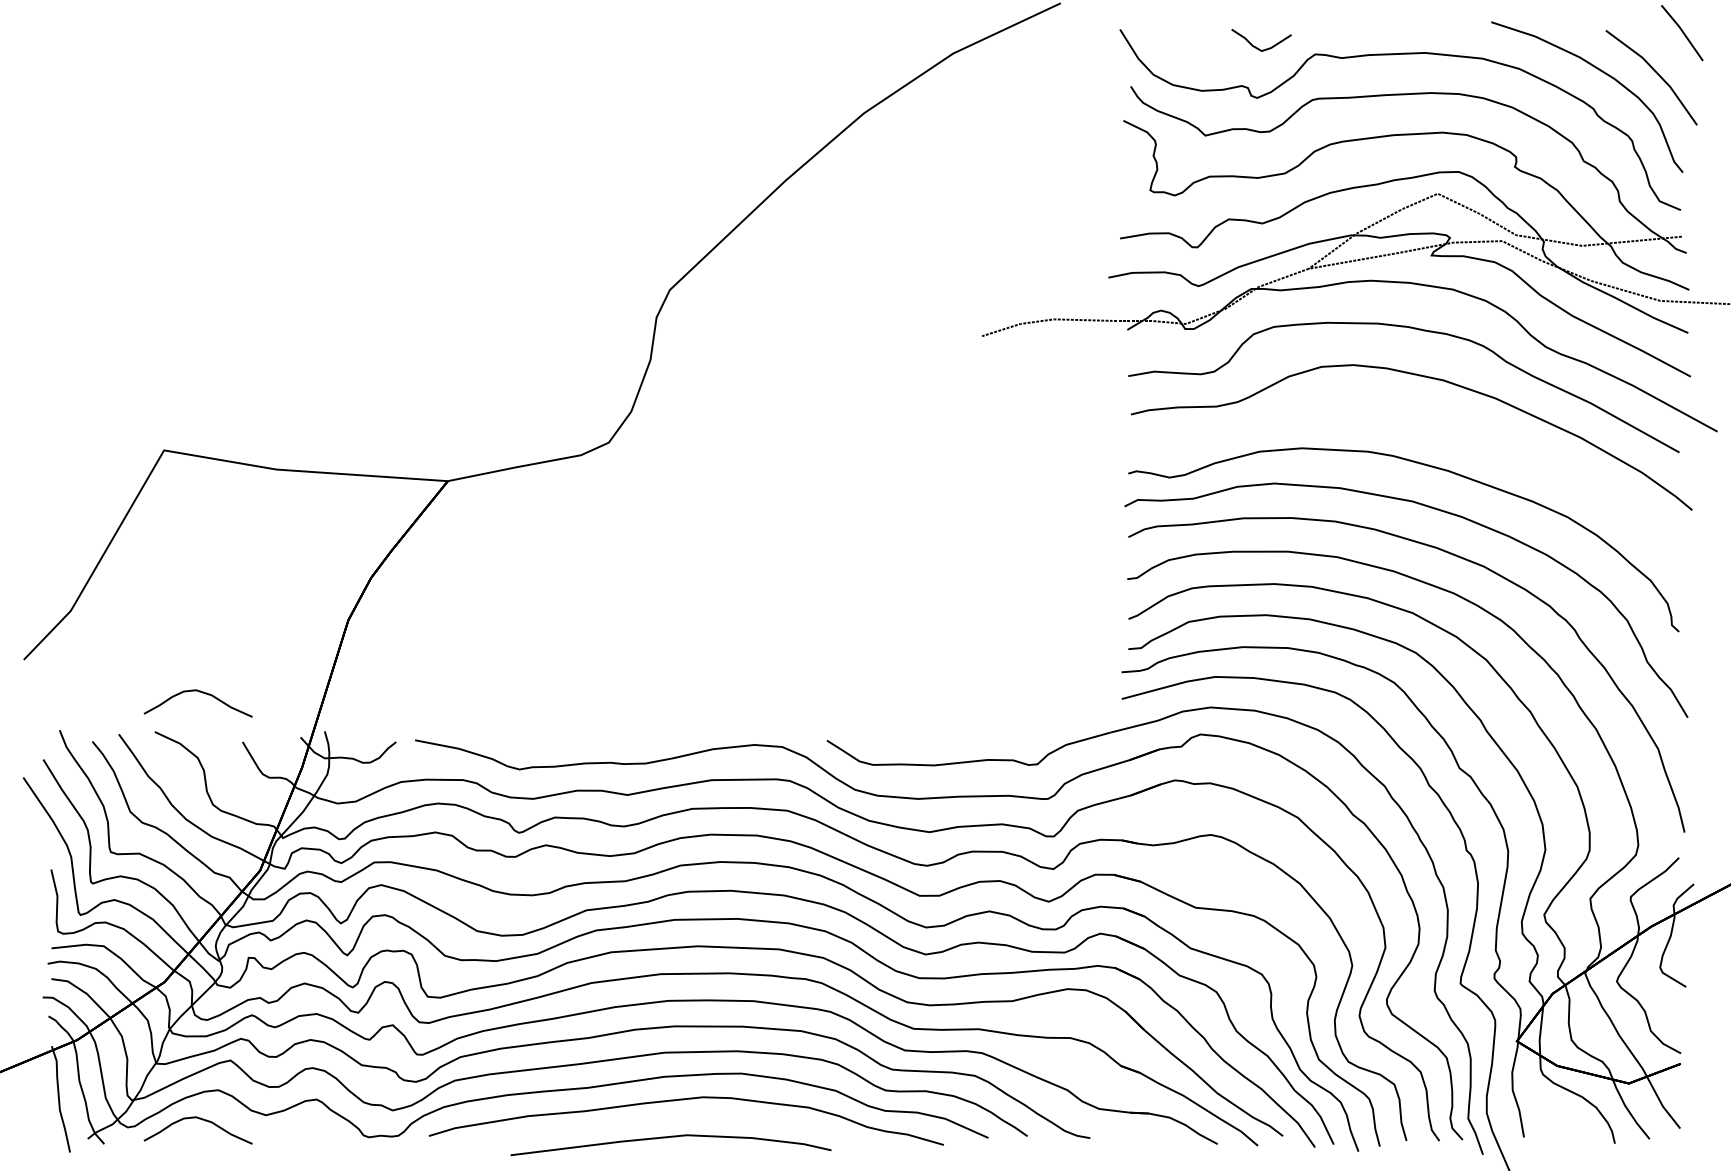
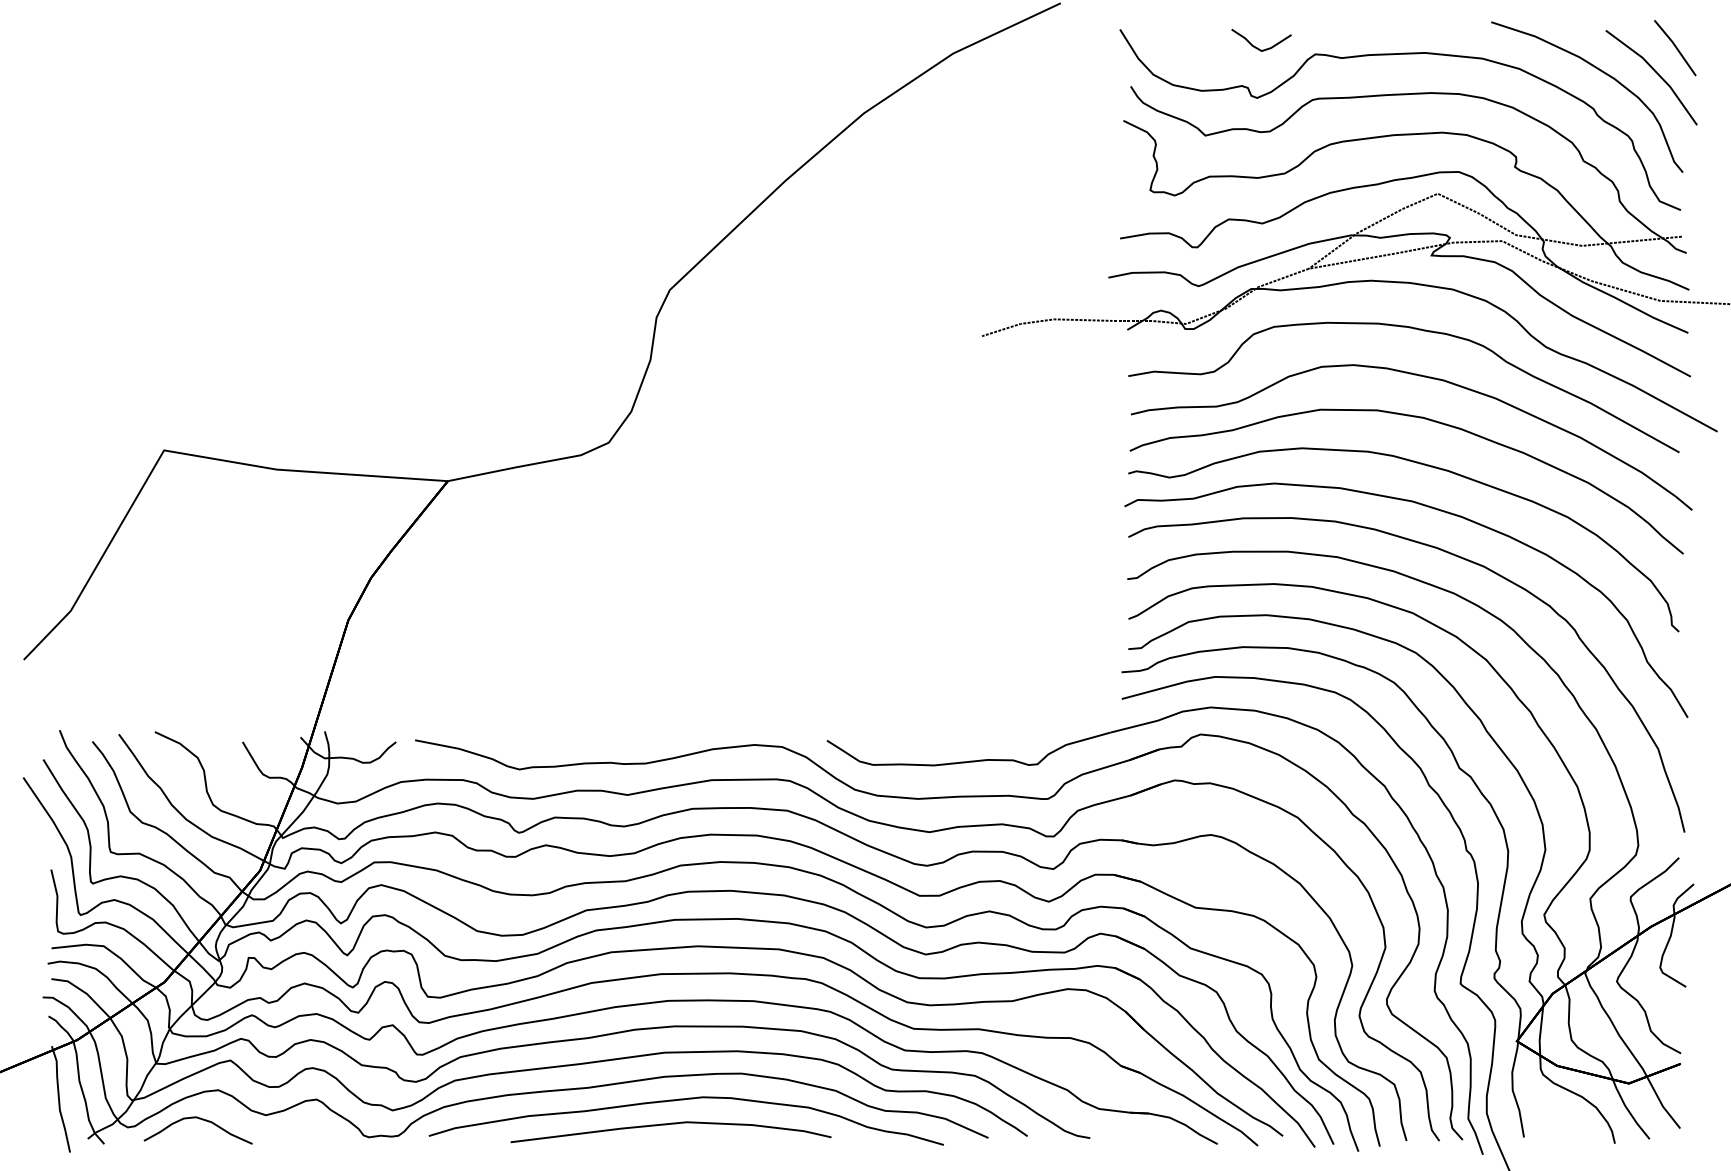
line position: (1682, 33) -> (1675, 48) (1675, 48)
curve: none -> present (1419, 418)
curve: present -> none (199, 692)
curve position: (670, 1137) -> (670, 1124) (670, 1124)
